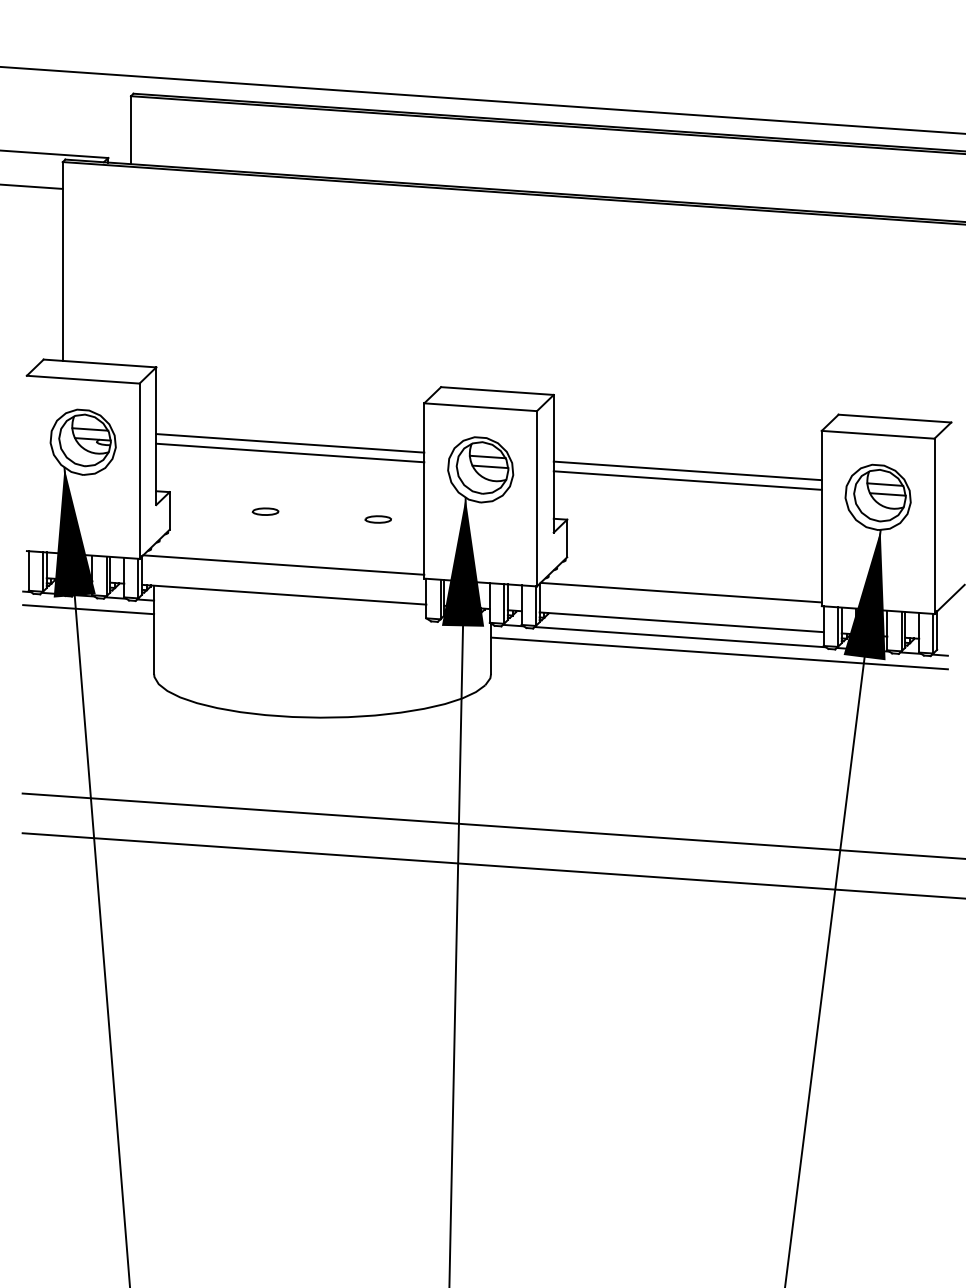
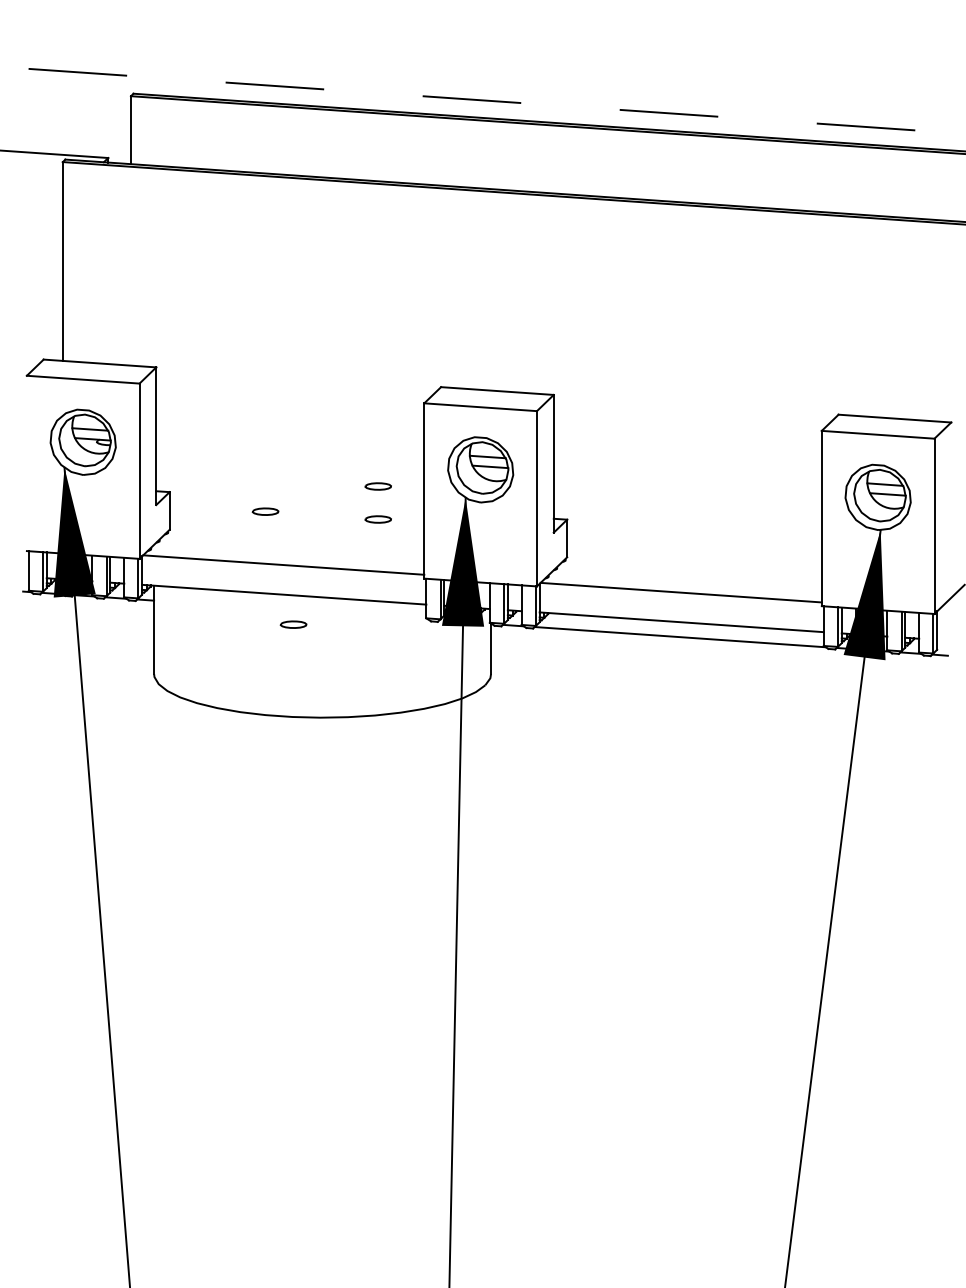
line: solid -> dashed (482, 100)
line: present -> none (32, 186)
line: present -> none (290, 443)
line: present -> none (290, 452)
line: present -> none (687, 470)
line: present -> none (687, 480)
part: none -> present (377, 486)
line: present -> none (88, 609)
part: none -> present (293, 624)
line: present -> none (719, 653)
line: present -> none (492, 825)
line: present -> none (492, 865)
